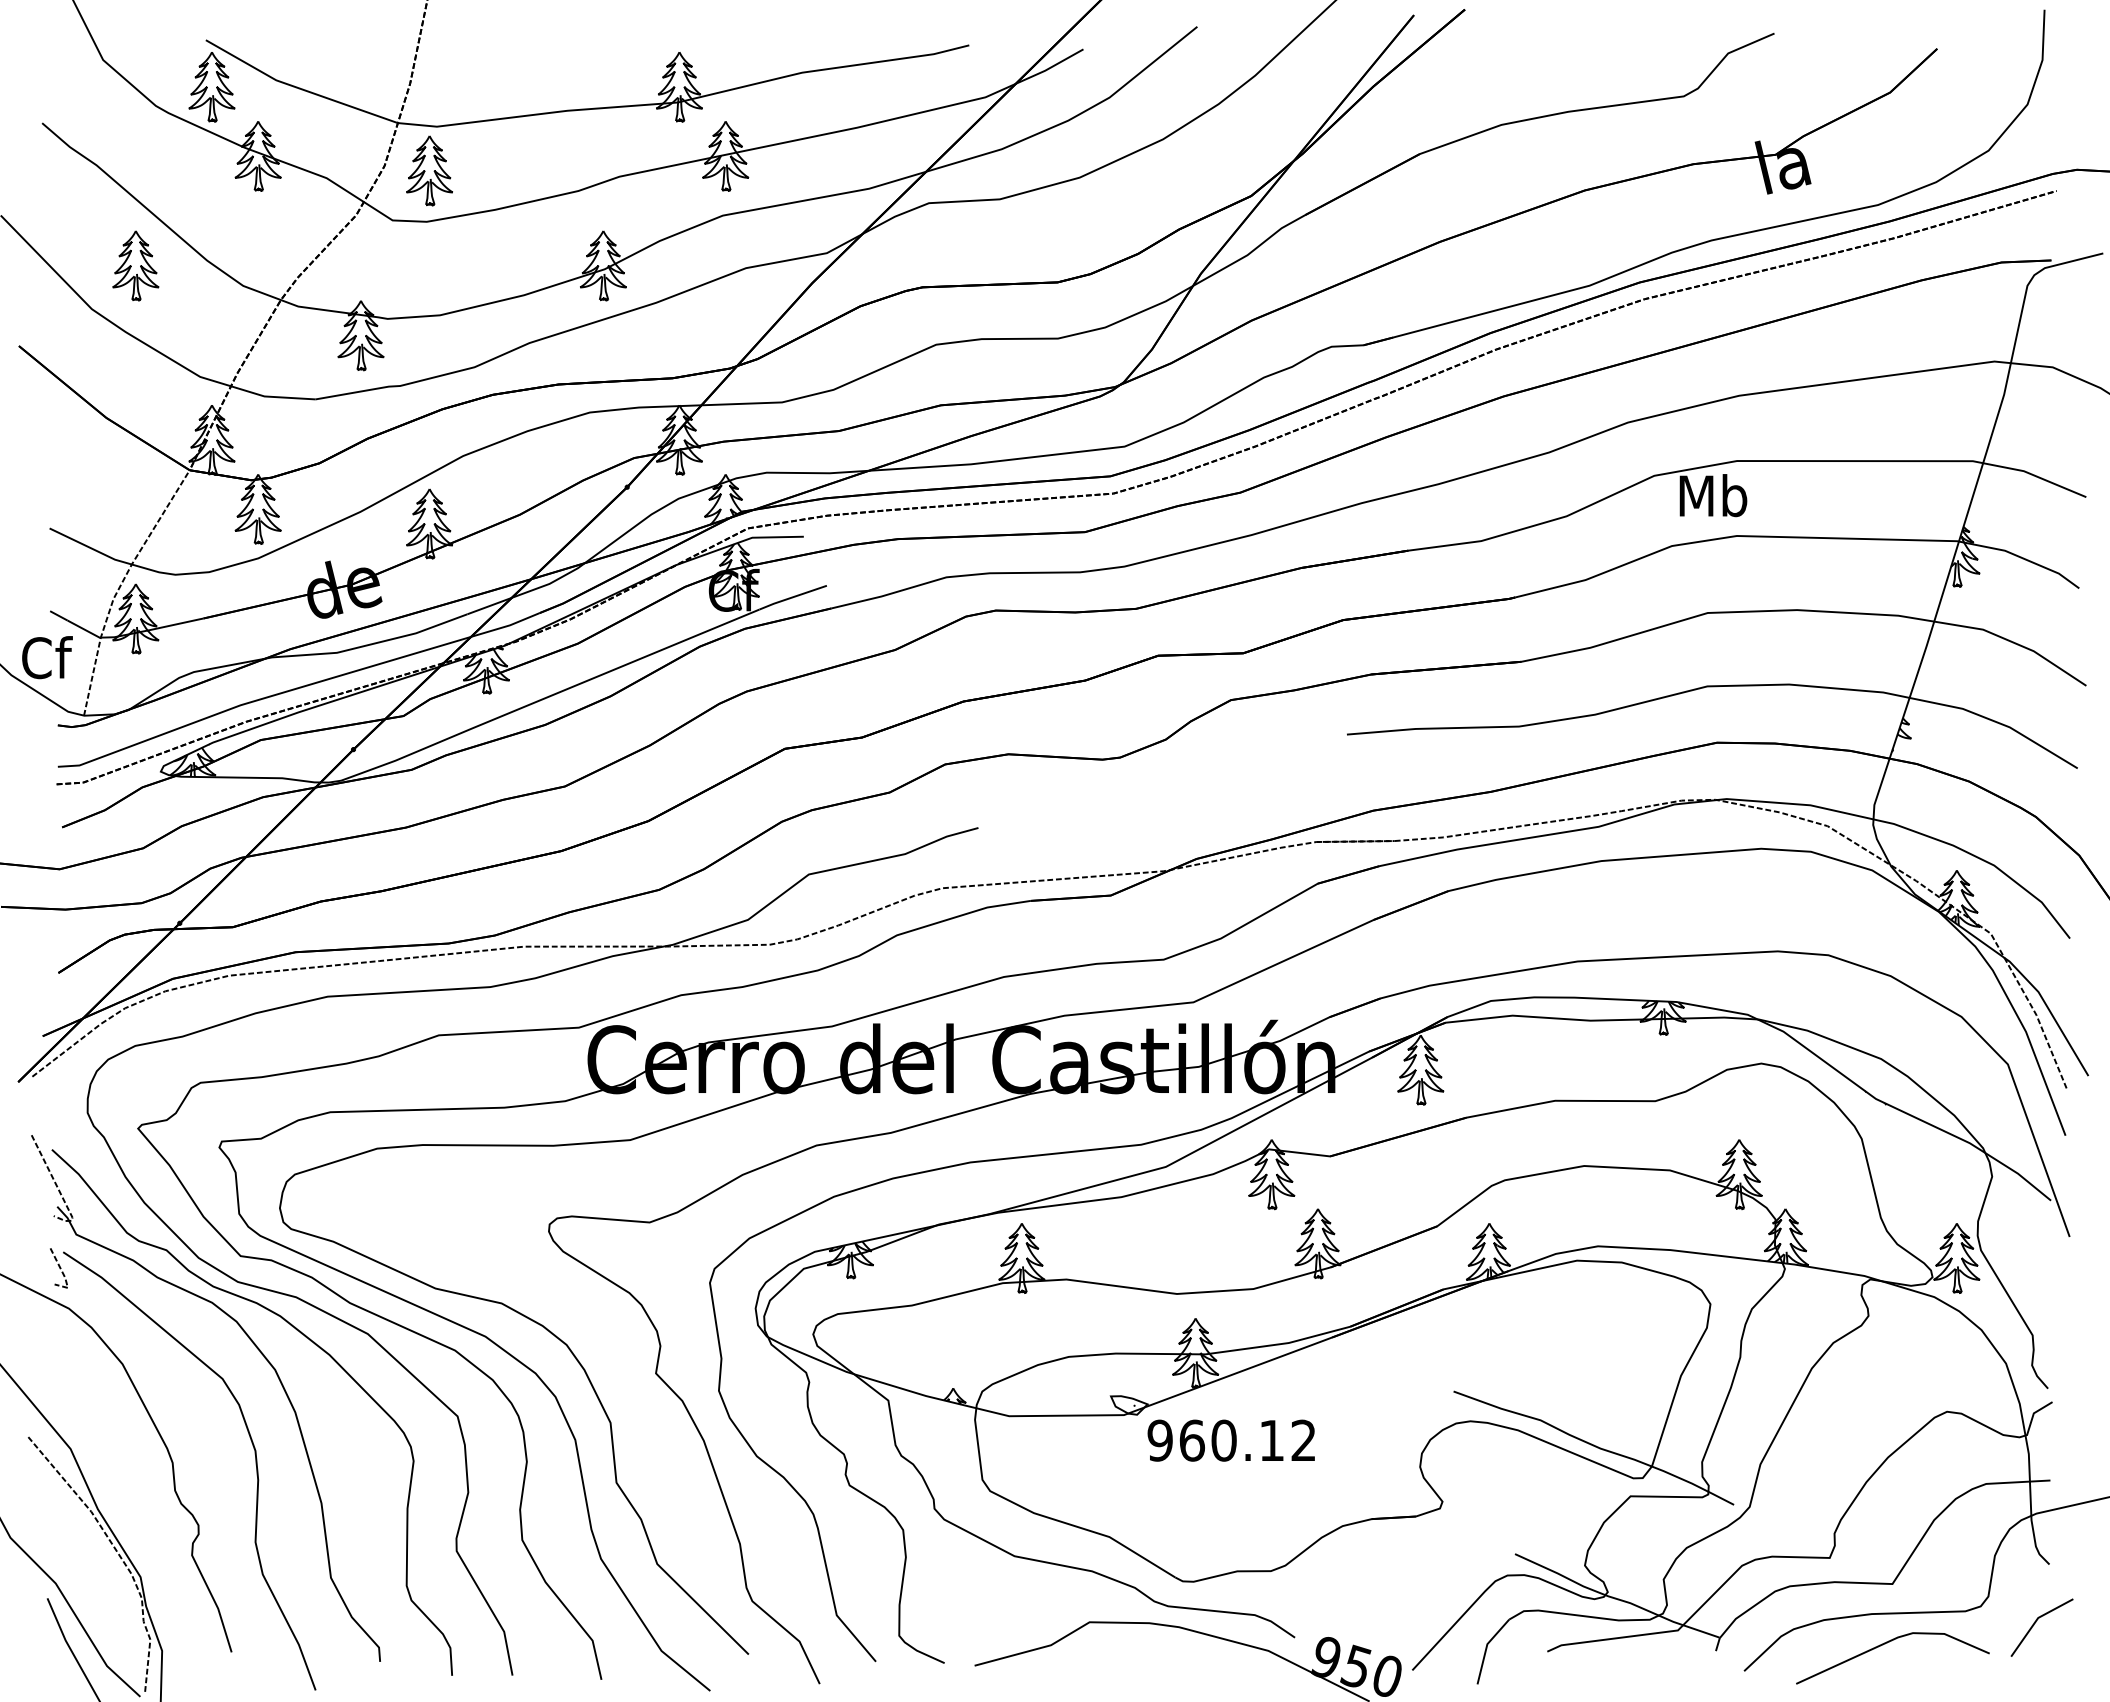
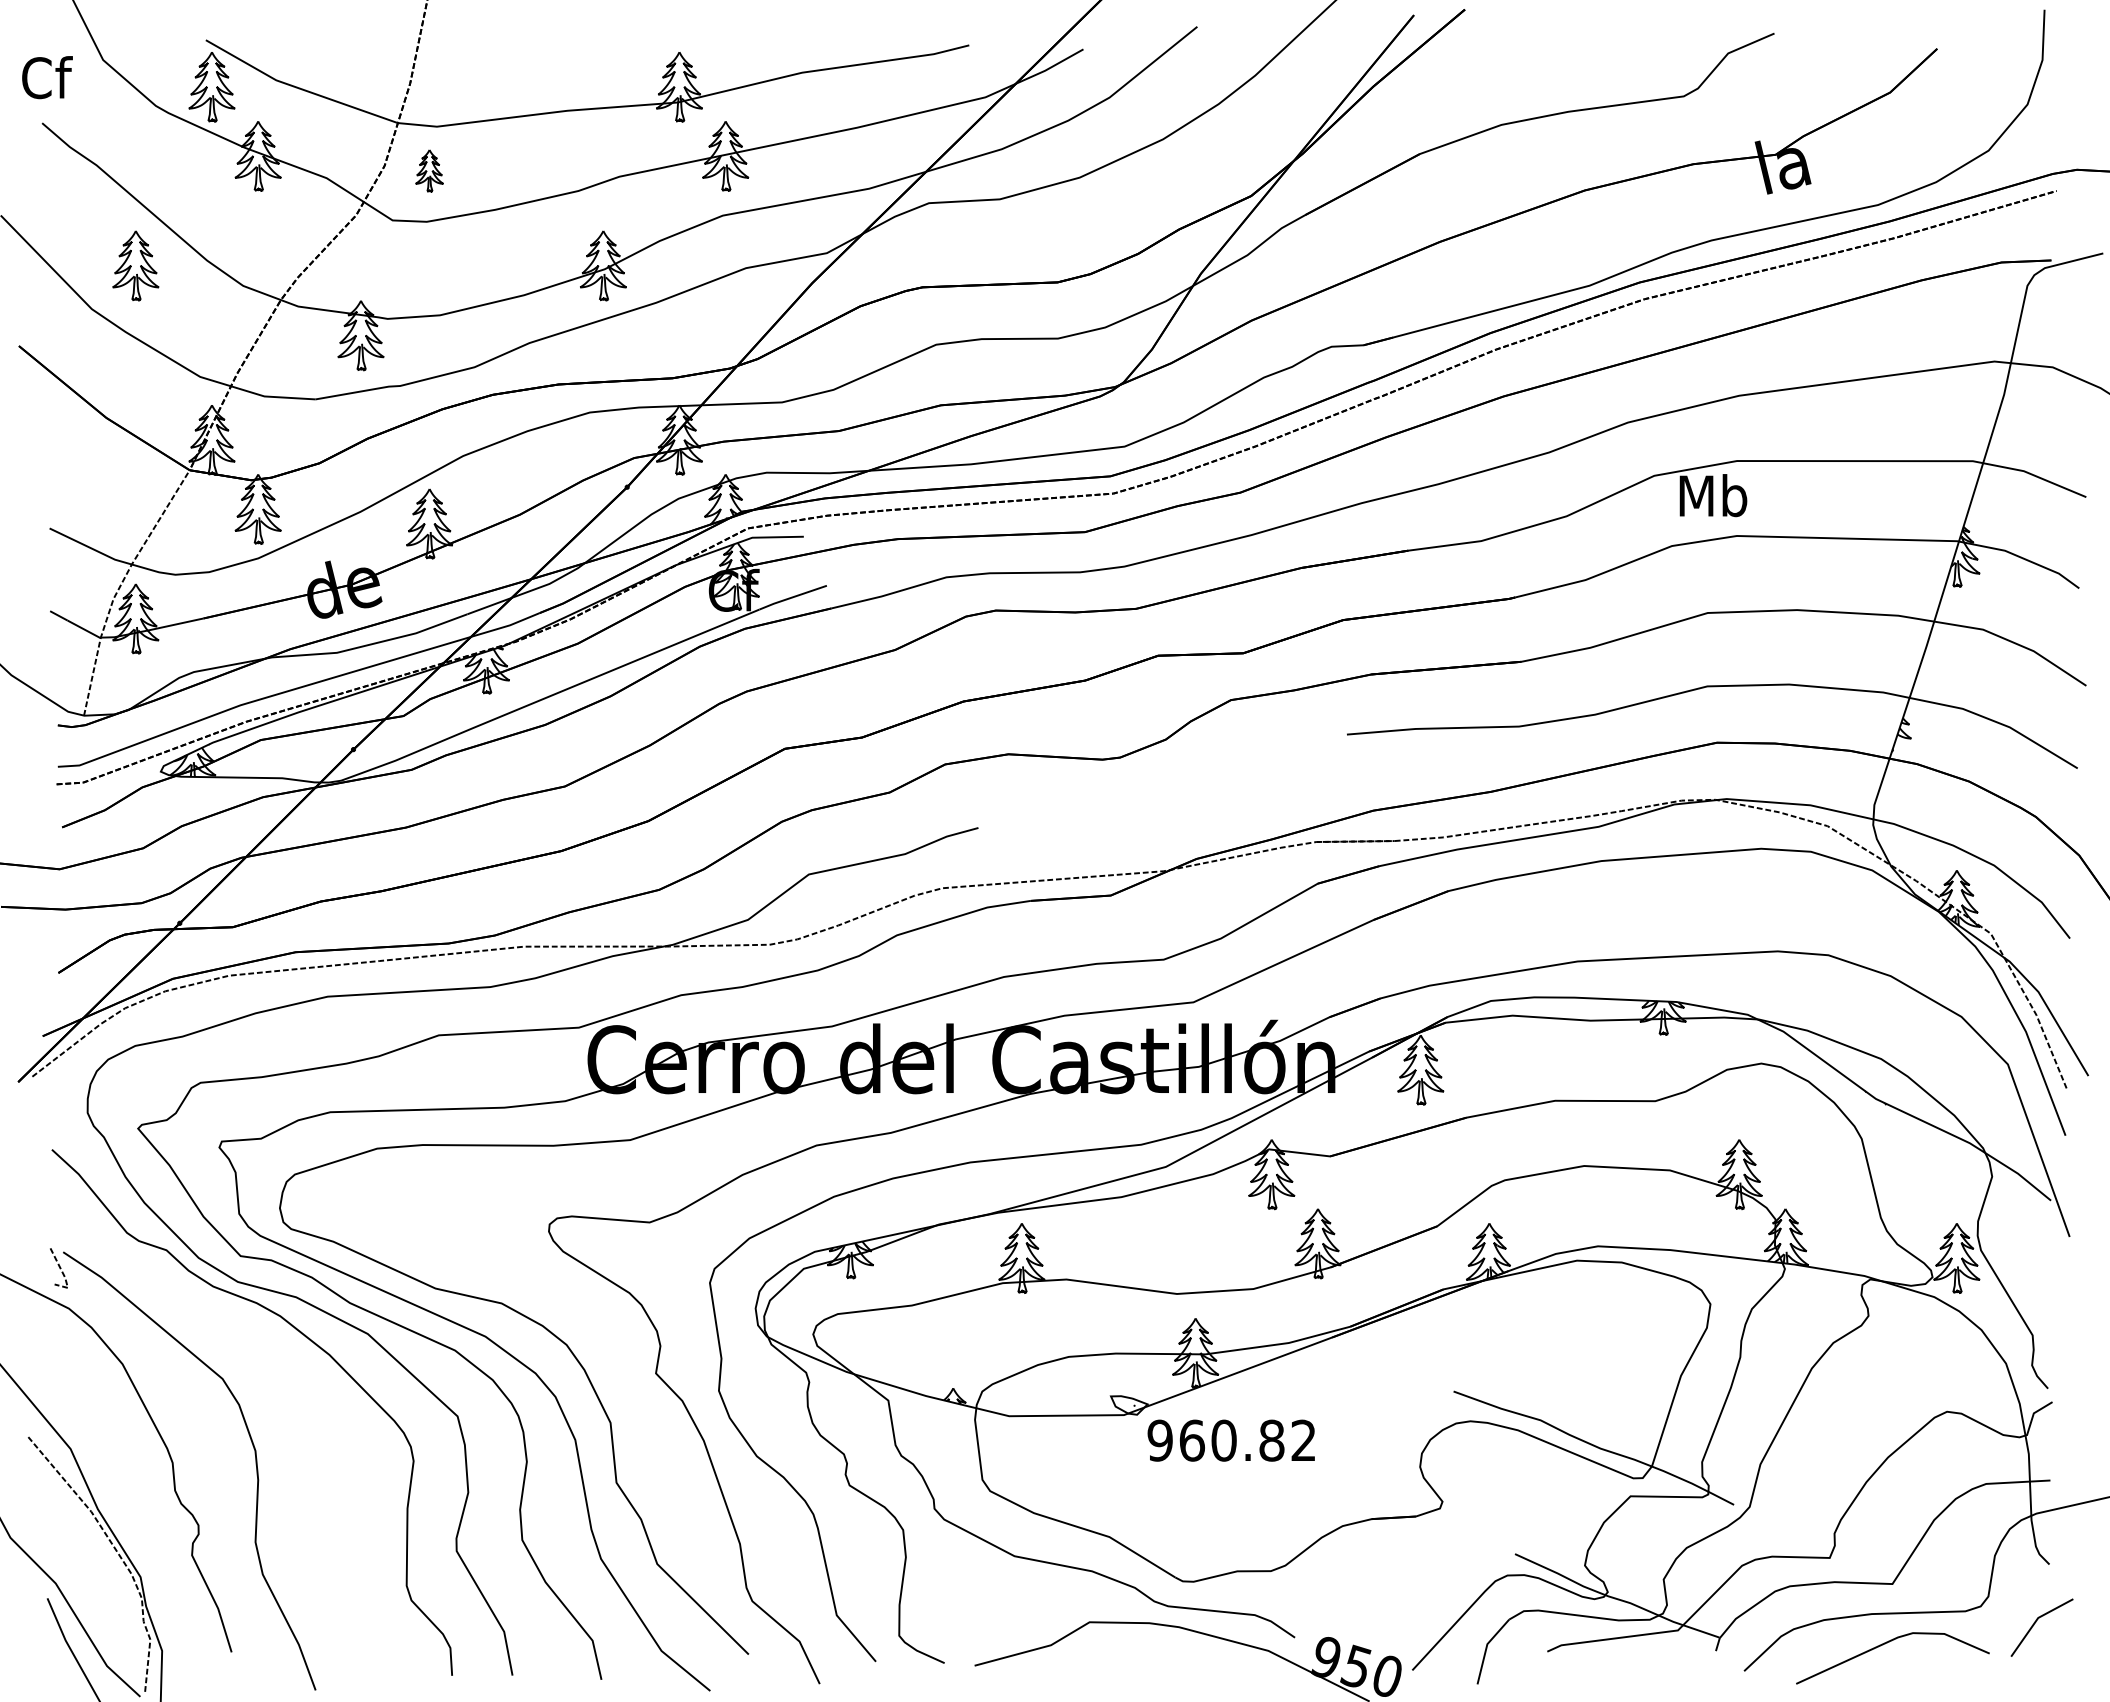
part size: 47x72 px -> 29x44 px (429, 170)
text position: (47, 657) -> (47, 77) (47, 77)
part: present -> none (260, 1353)
text: 960.12 -> 960.82 (1271, 1440)
